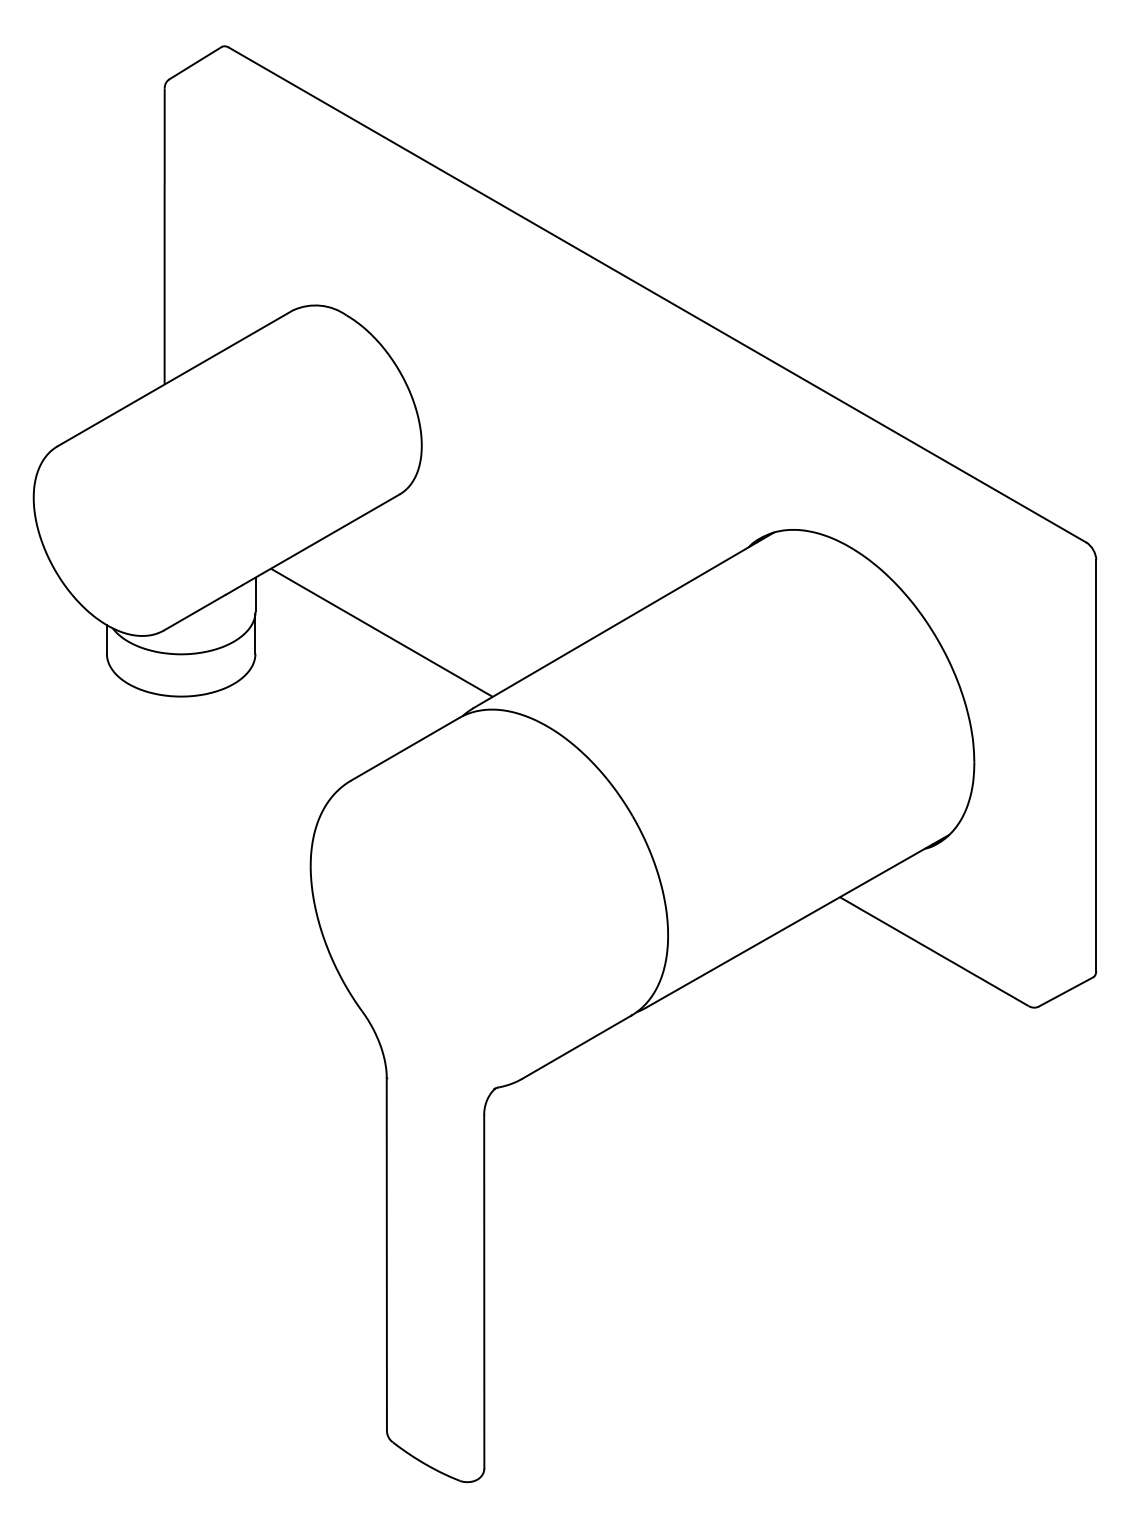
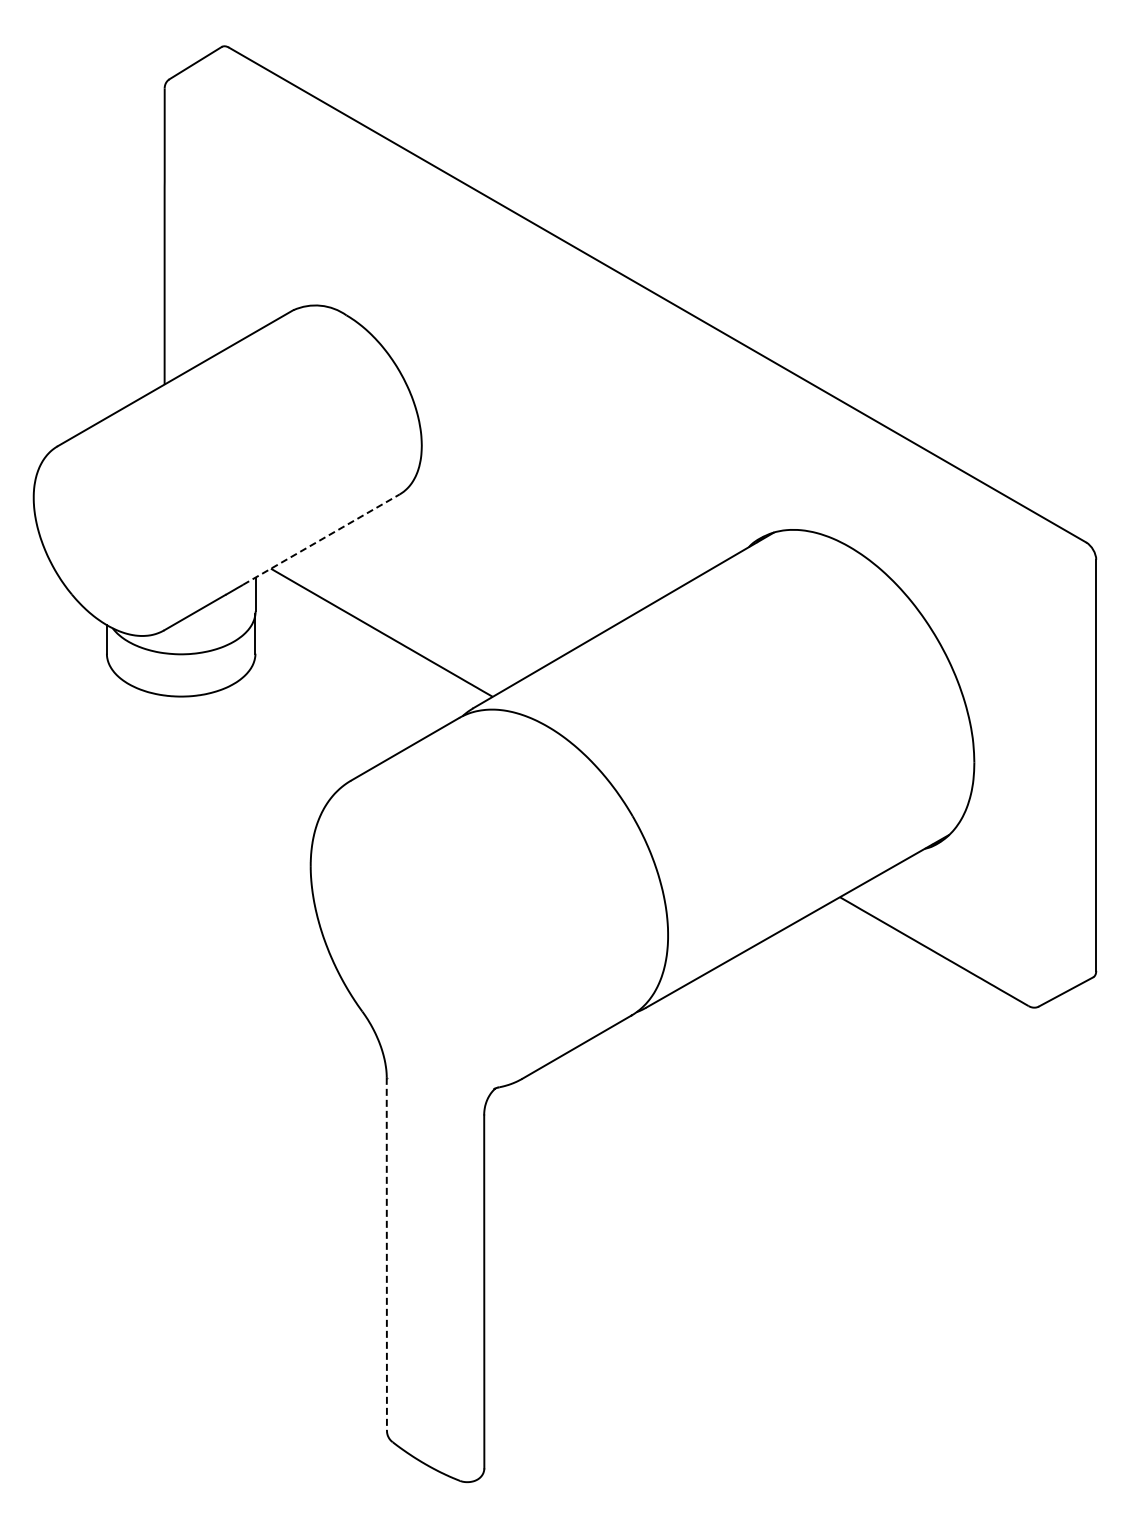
line: solid -> dashed (321, 539)
line: solid -> dashed (386, 1254)
